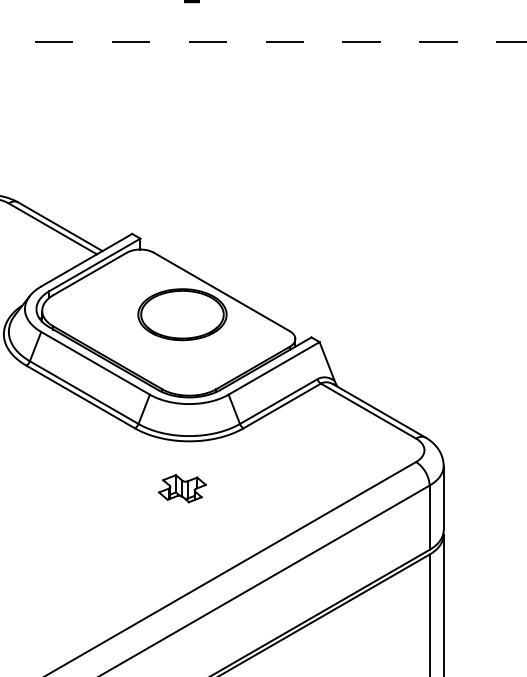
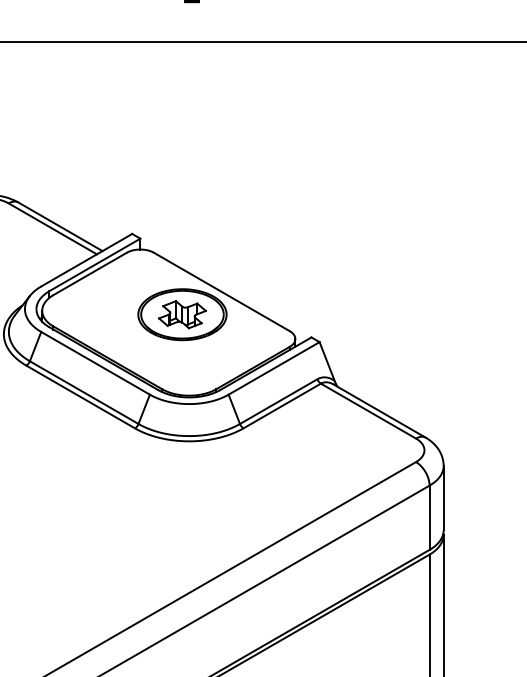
line: dashed -> solid (262, 41)
part position: (182, 488) -> (182, 314) (182, 314)
